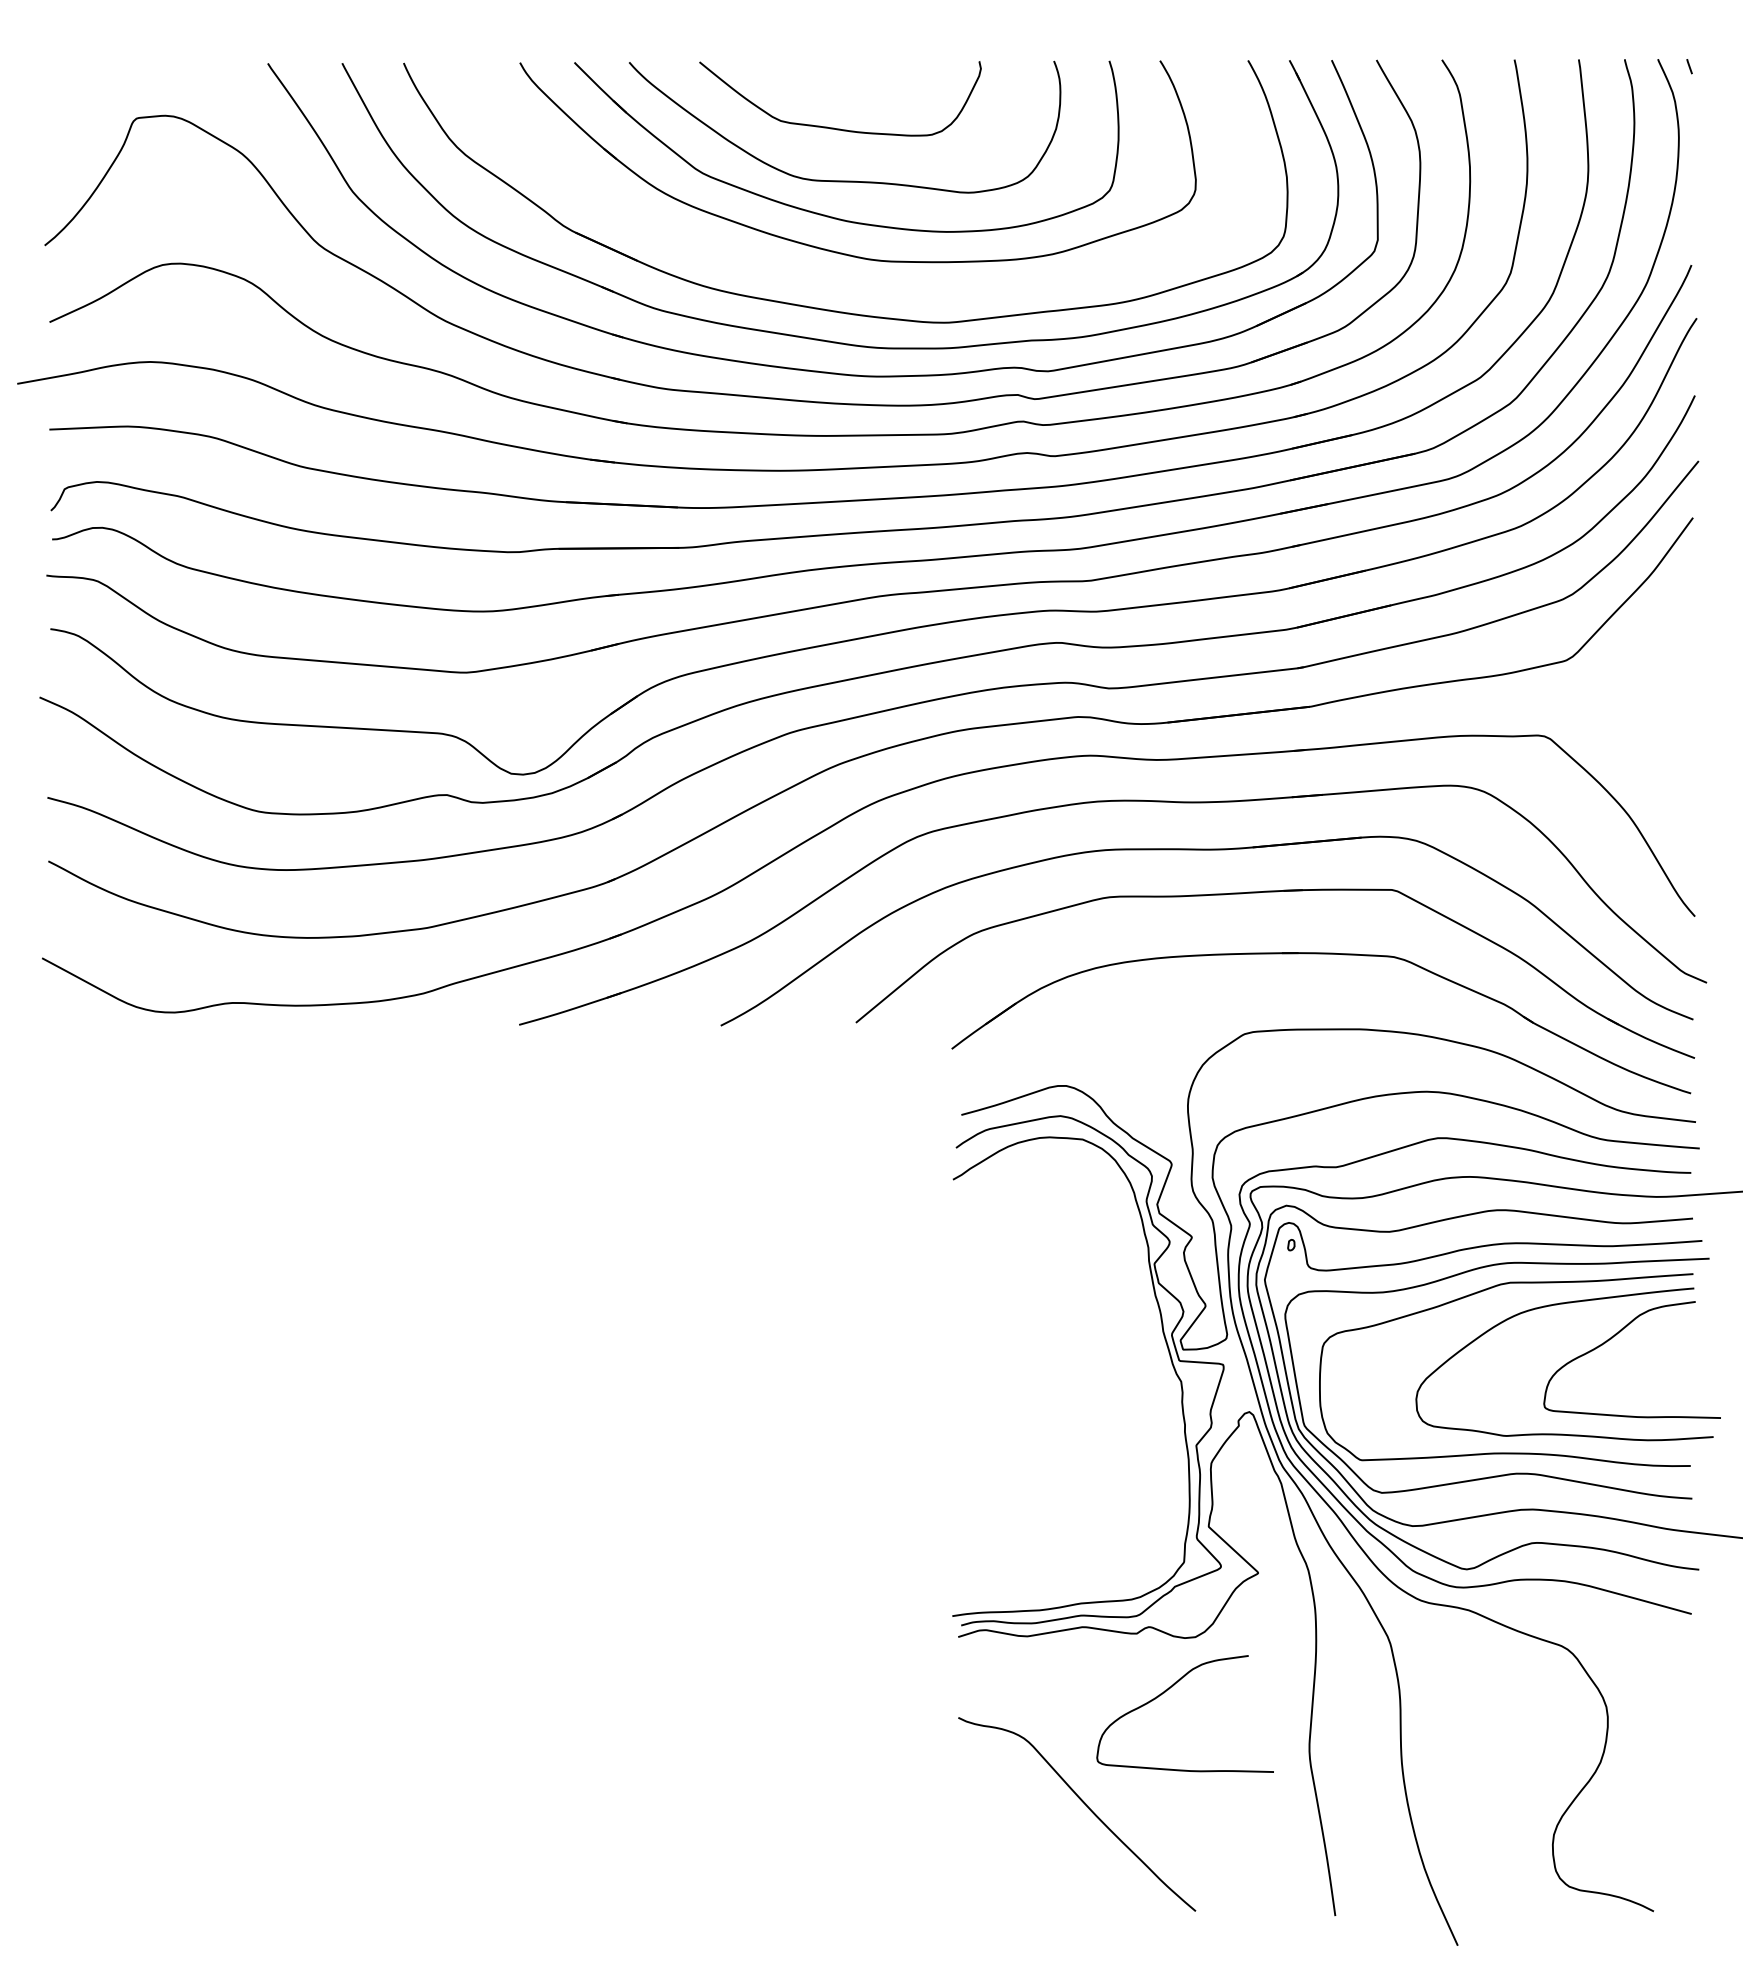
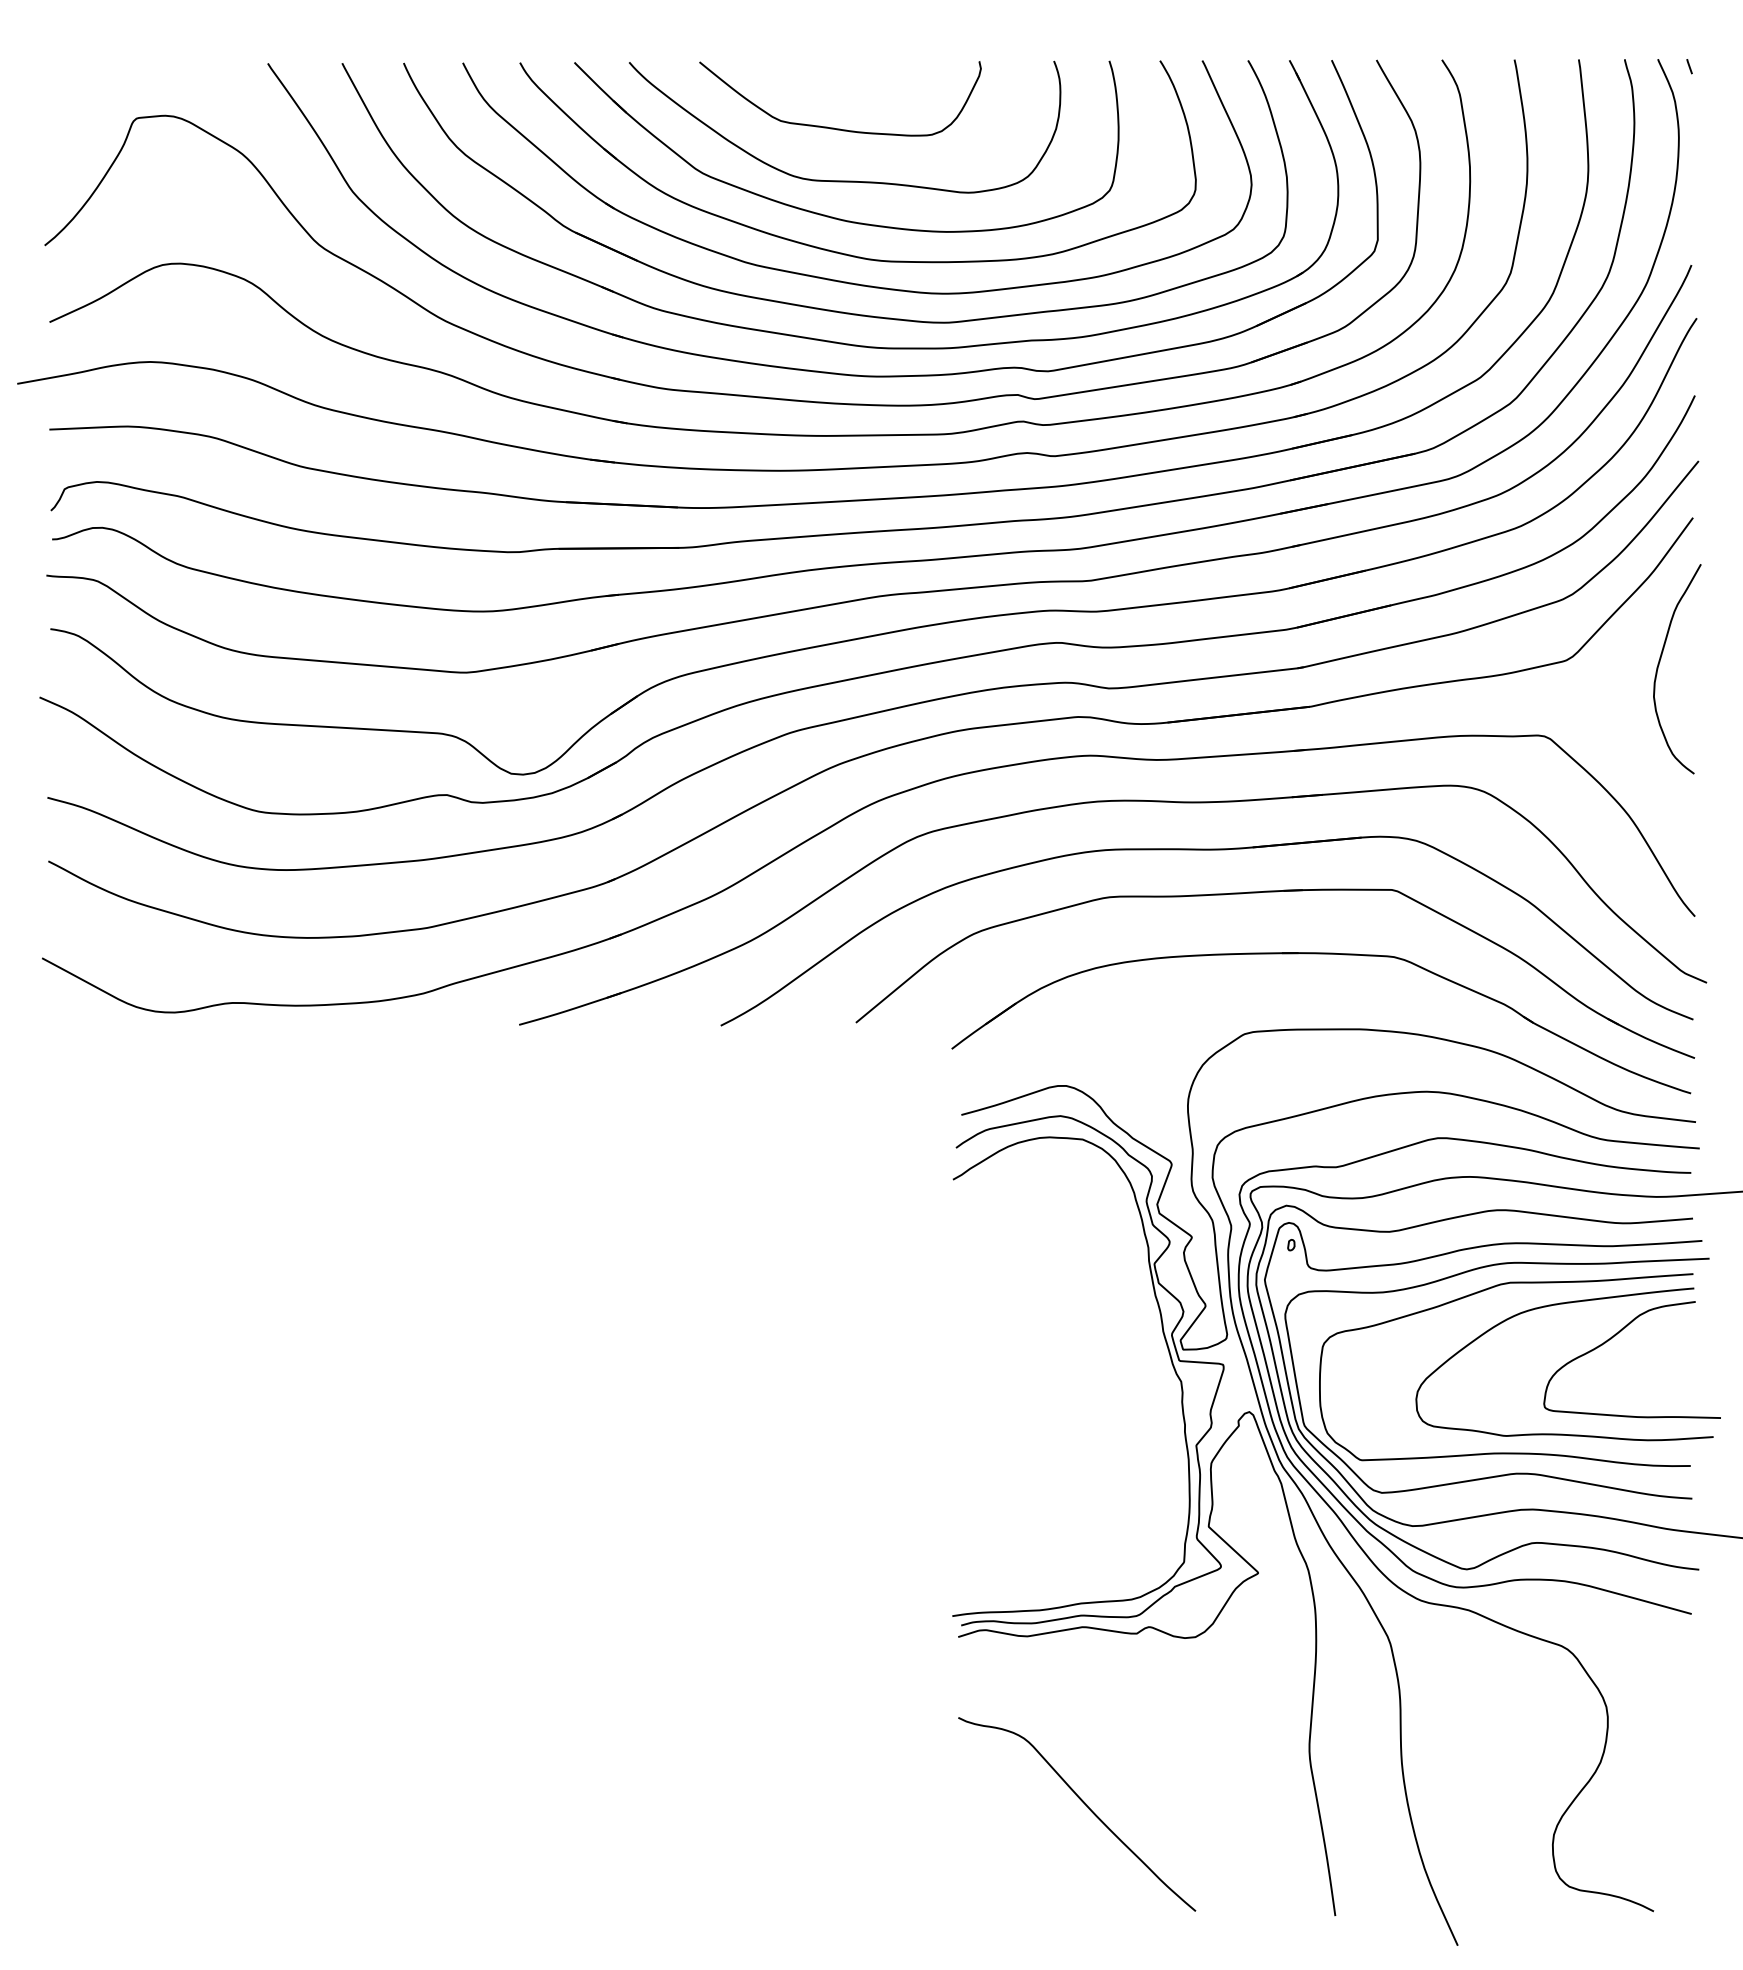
part: none -> present (841, 280)
curve: none -> present (1660, 662)
curve: present -> none (1168, 1690)
